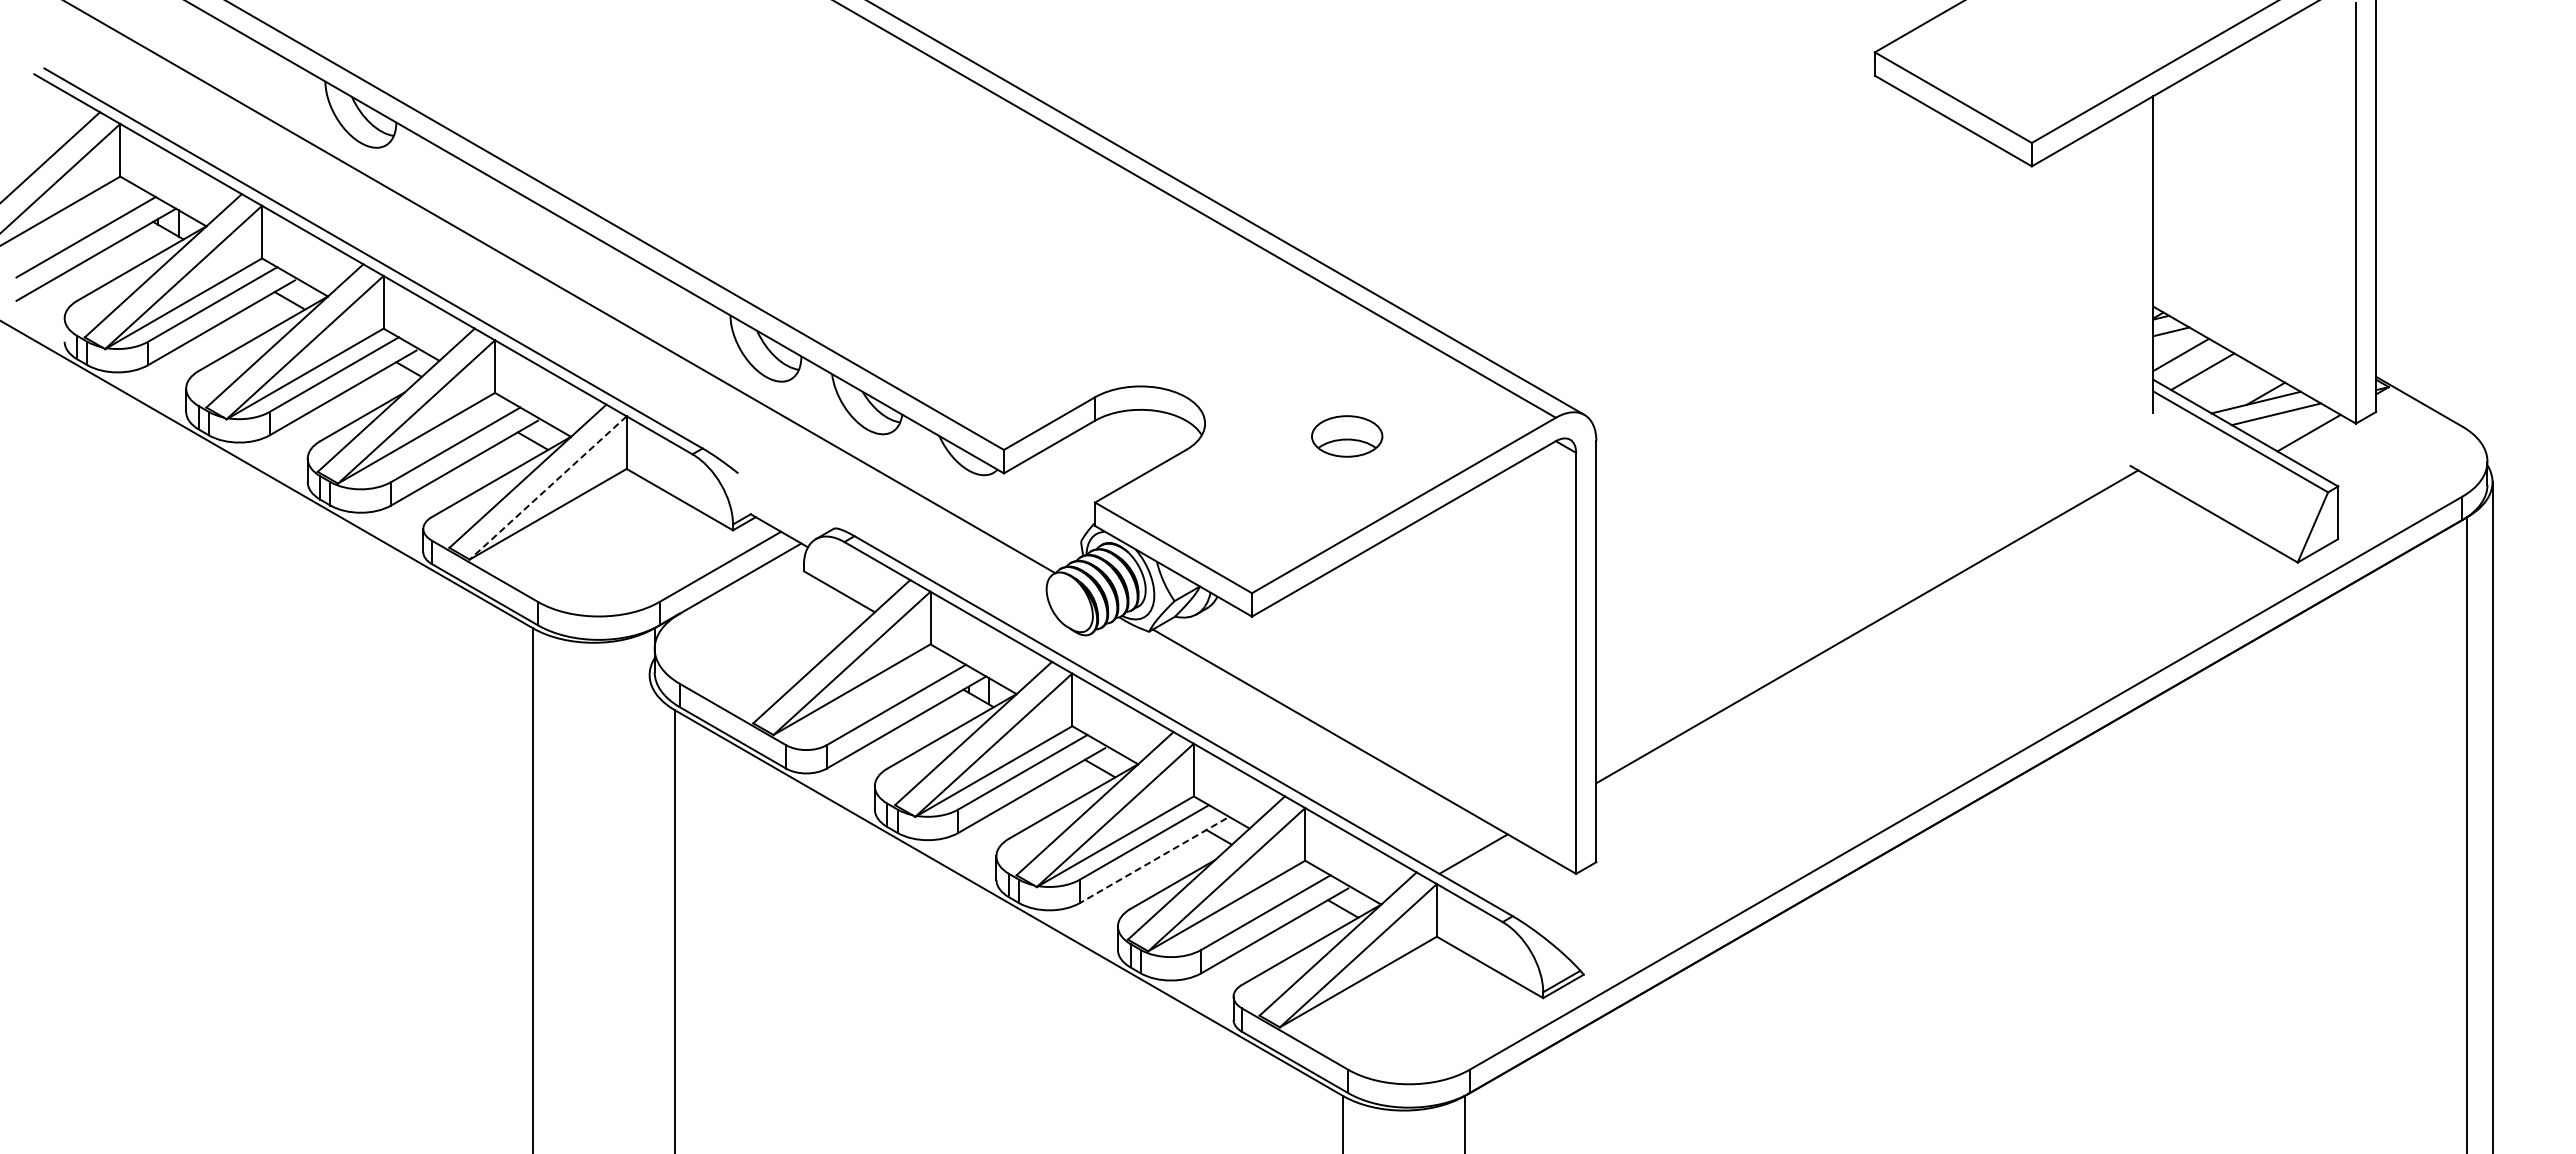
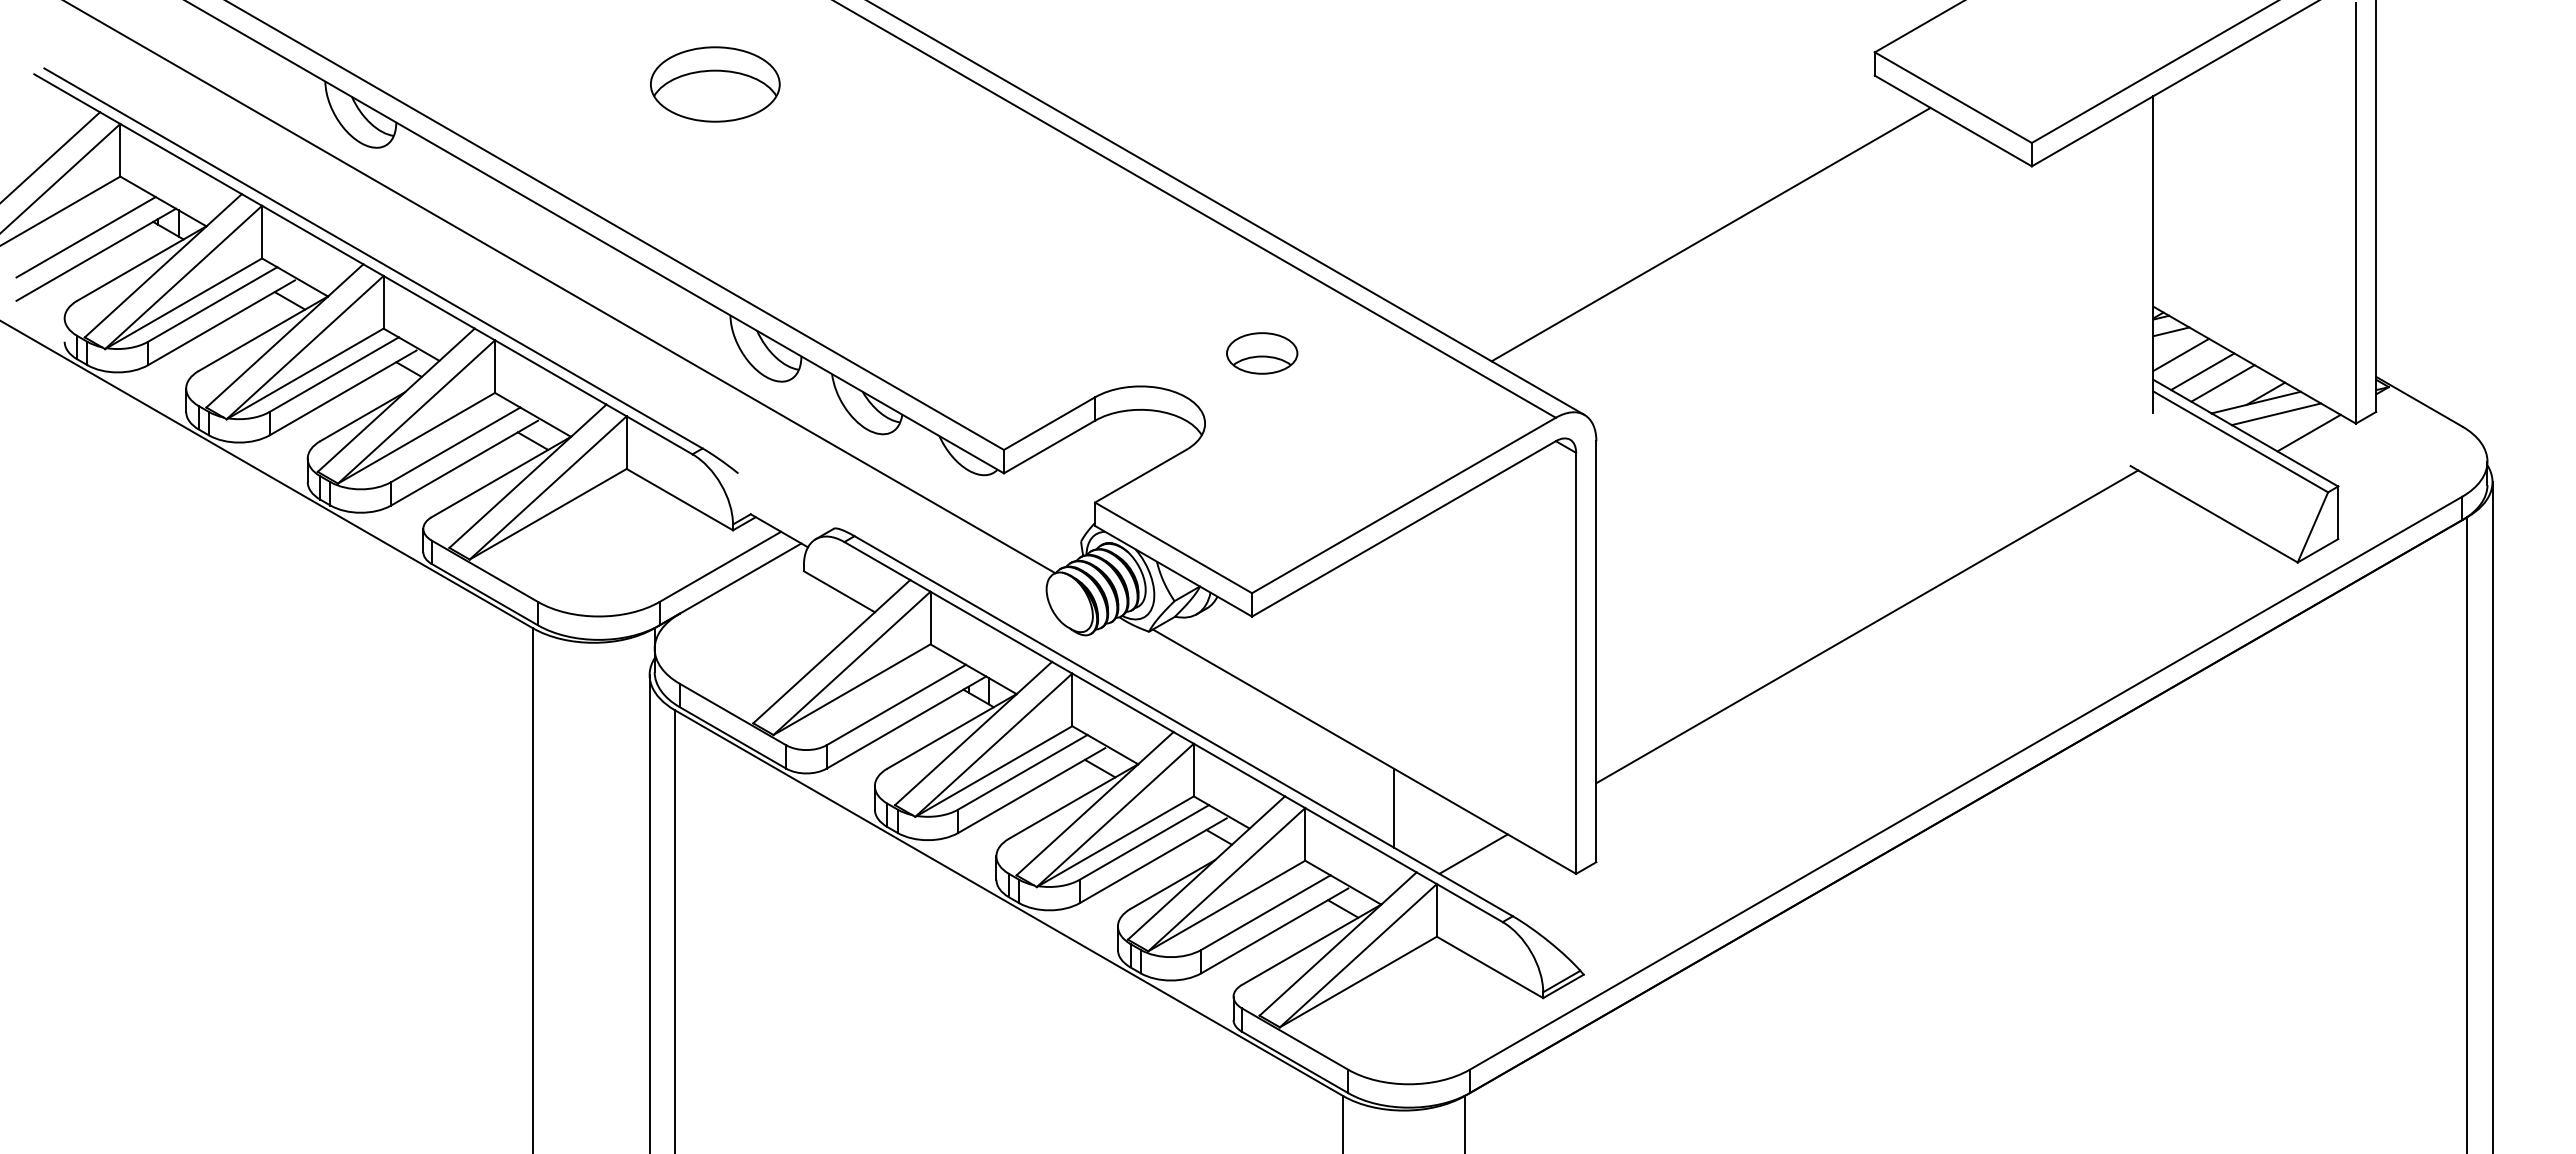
part: none -> present (715, 84)
line: none -> present (1710, 234)
line: none -> present (2222, 383)
part position: (1347, 436) -> (1262, 353) (1262, 353)
line: dashed -> solid (547, 488)
line: none -> present (1393, 807)
line: dashed -> solid (1153, 860)
line: none -> present (649, 912)
